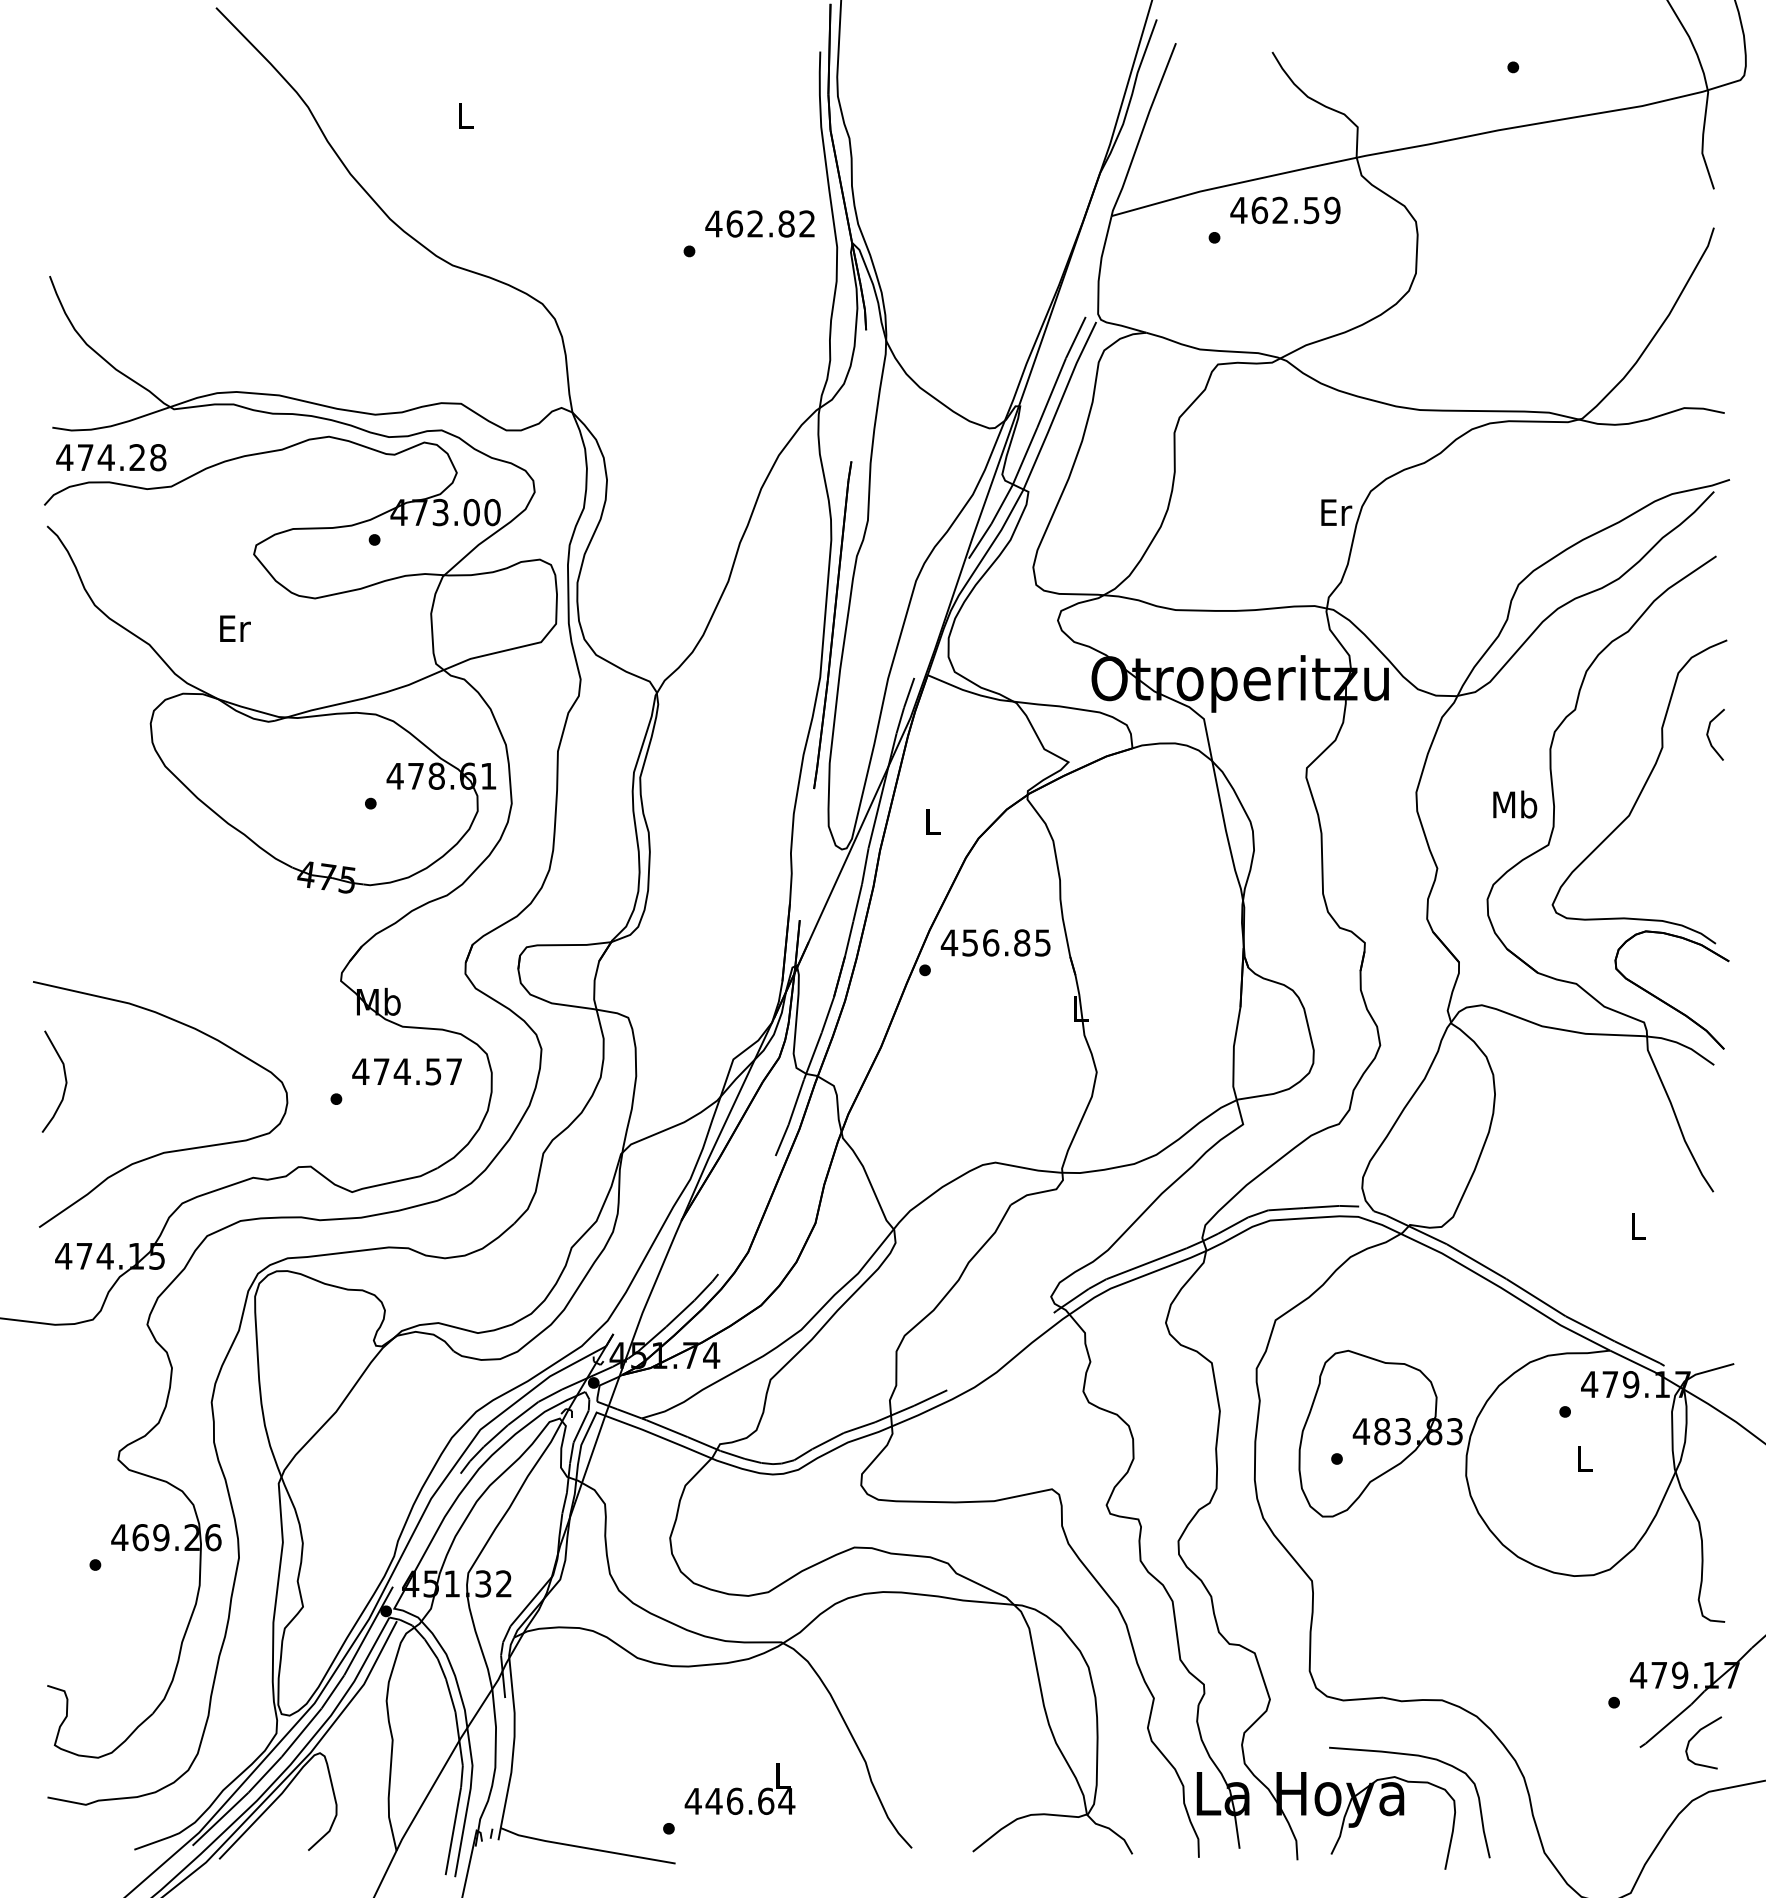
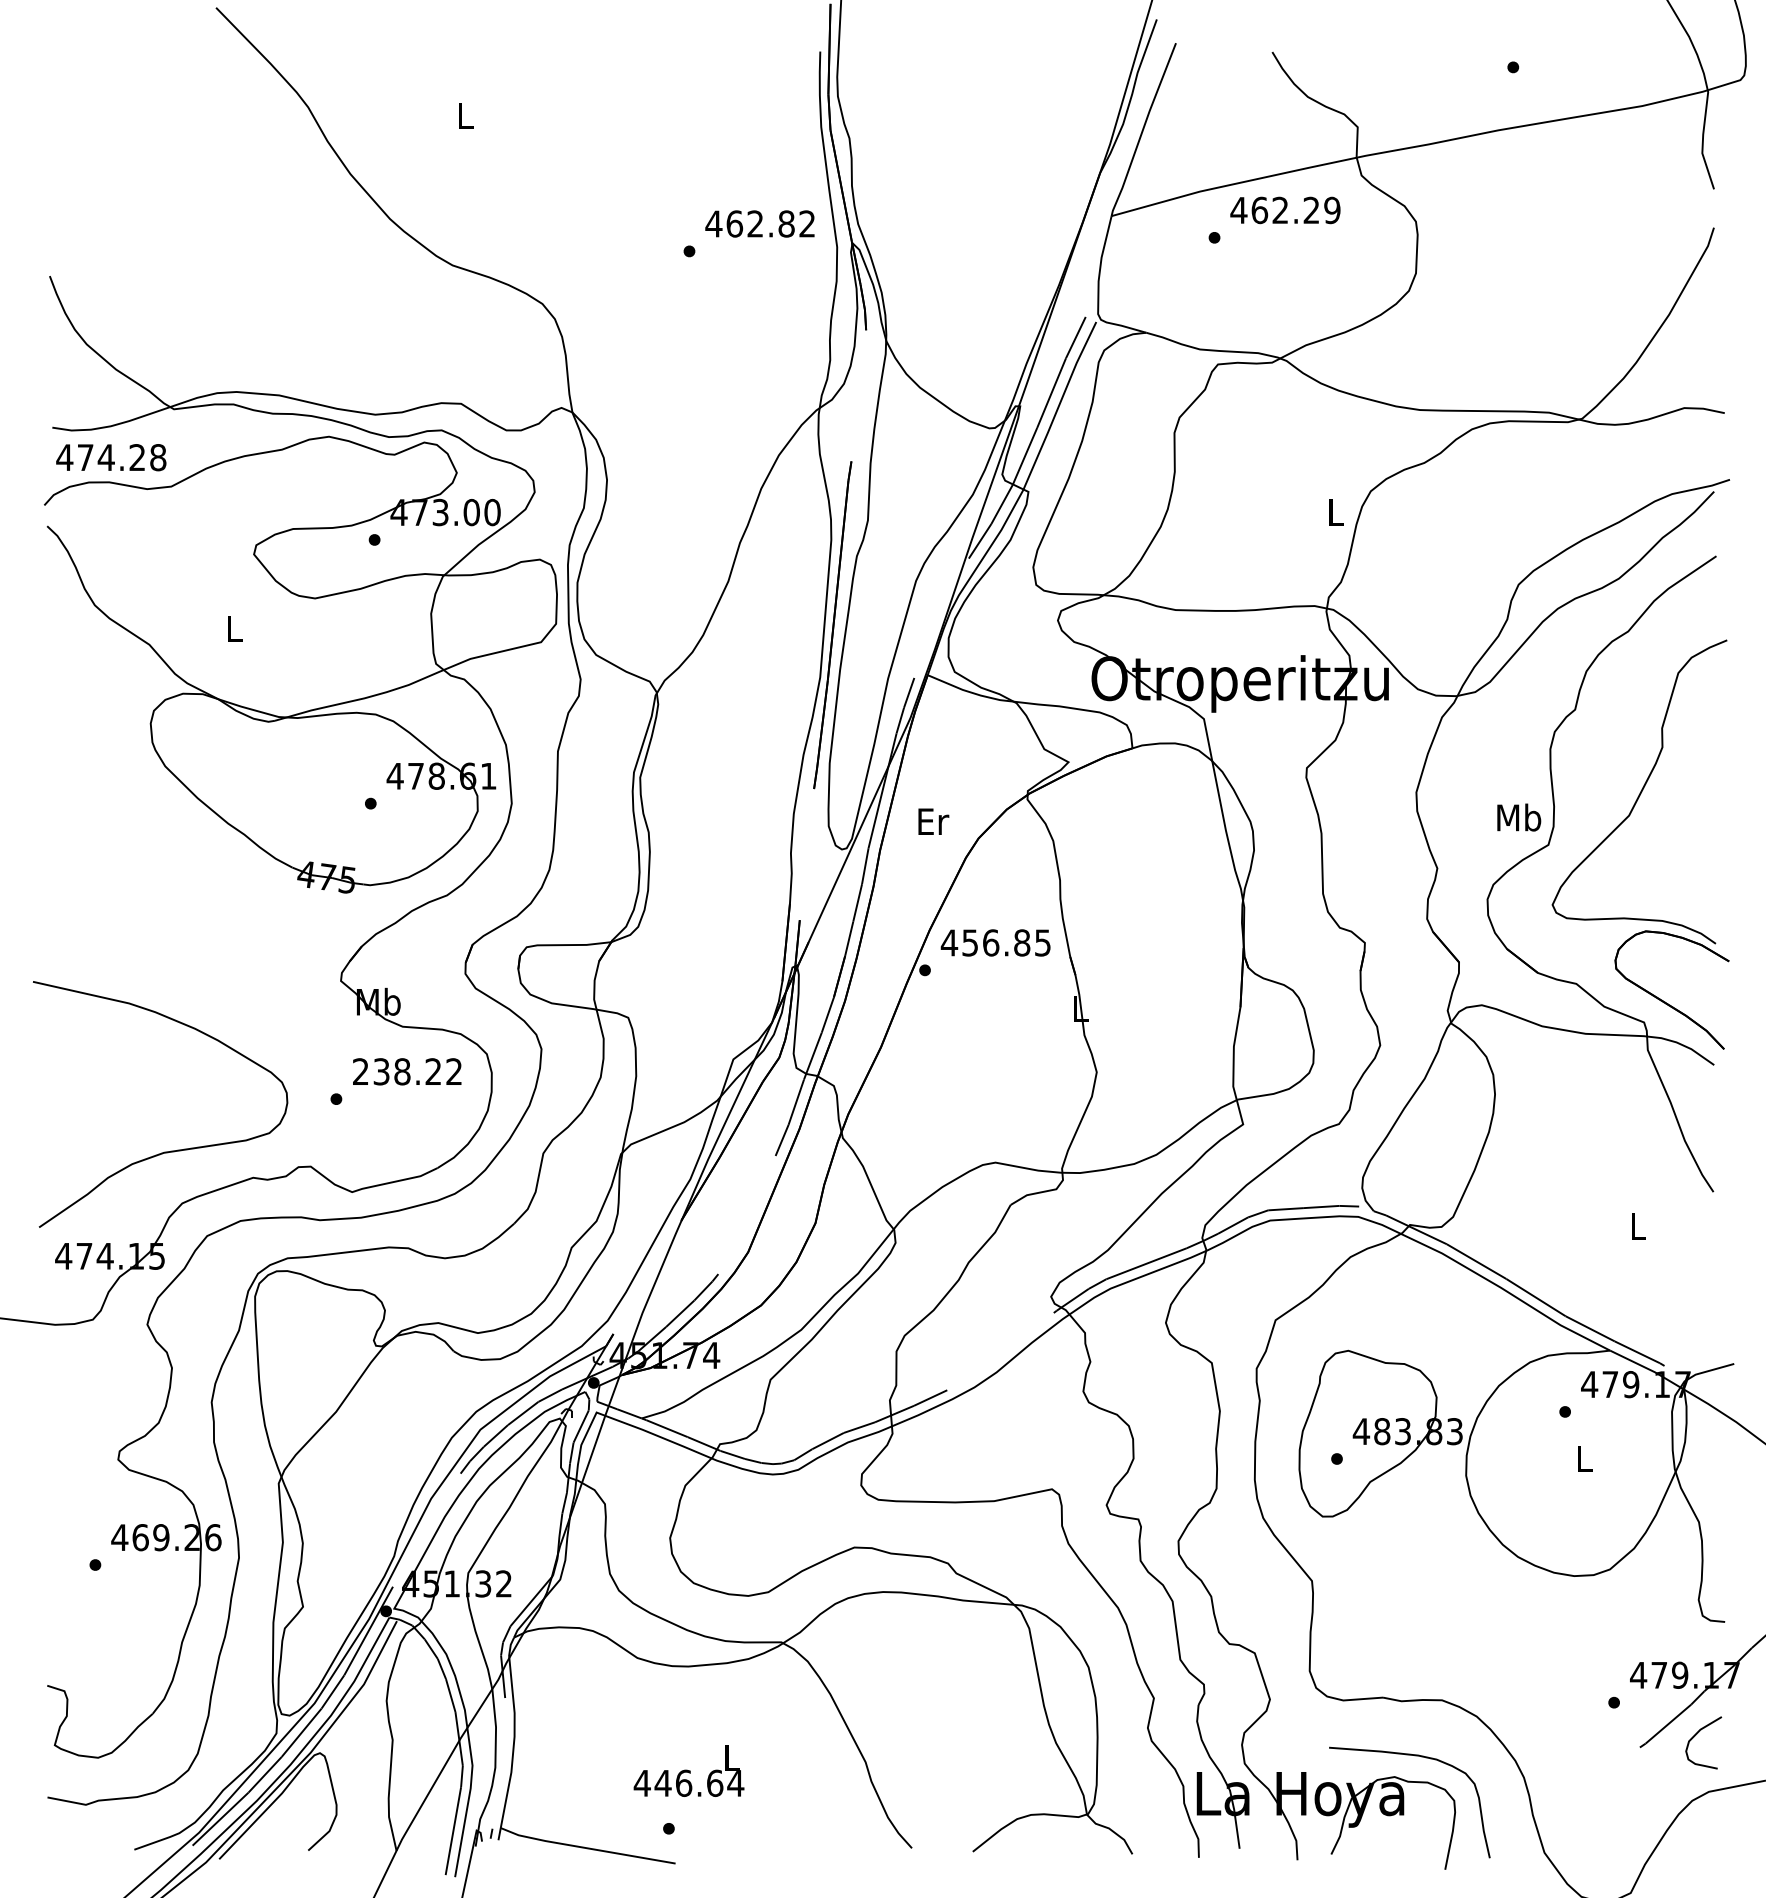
text: 462.59 -> 462.29 (1311, 210)
text: Er -> L (1336, 512)
text: Er -> L (235, 628)
line: present -> none (1709, 737)
text position: (1515, 804) -> (1519, 817) (1519, 817)
text: L -> Er (933, 821)
text: 474.57 -> 238.22 (406, 1071)
curve: present -> none (64, 1077)
text position: (739, 1788) -> (688, 1770) (688, 1770)
